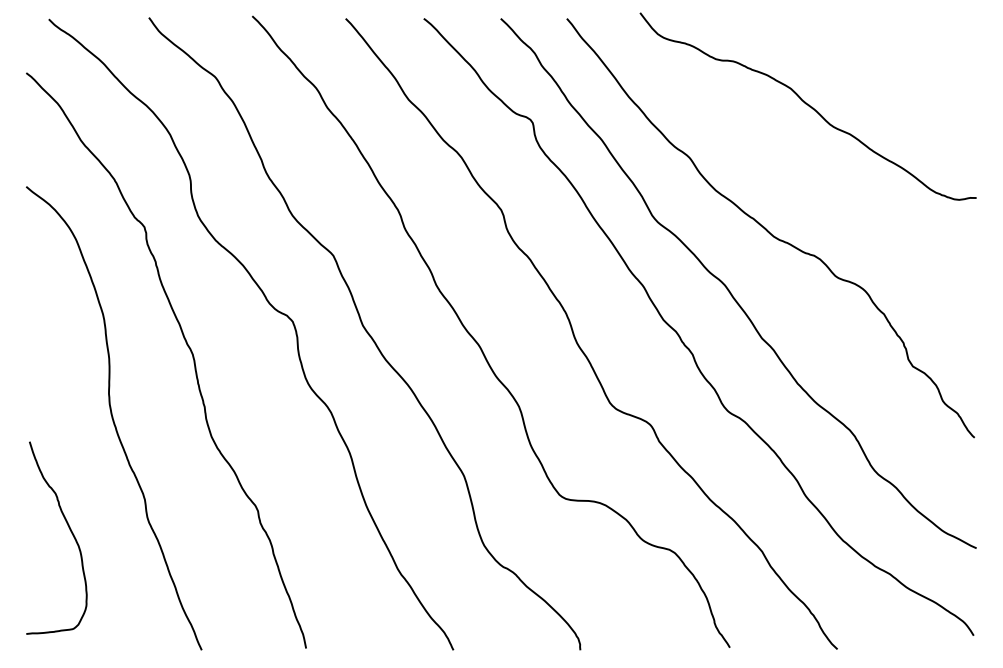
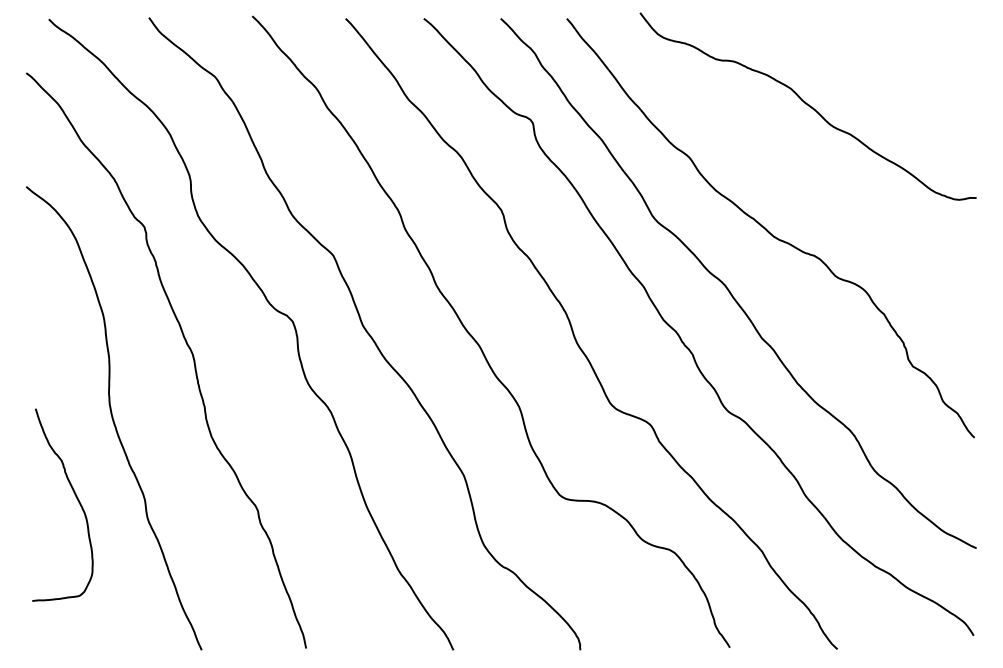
curve position: (70, 531) -> (76, 498) (76, 498)
